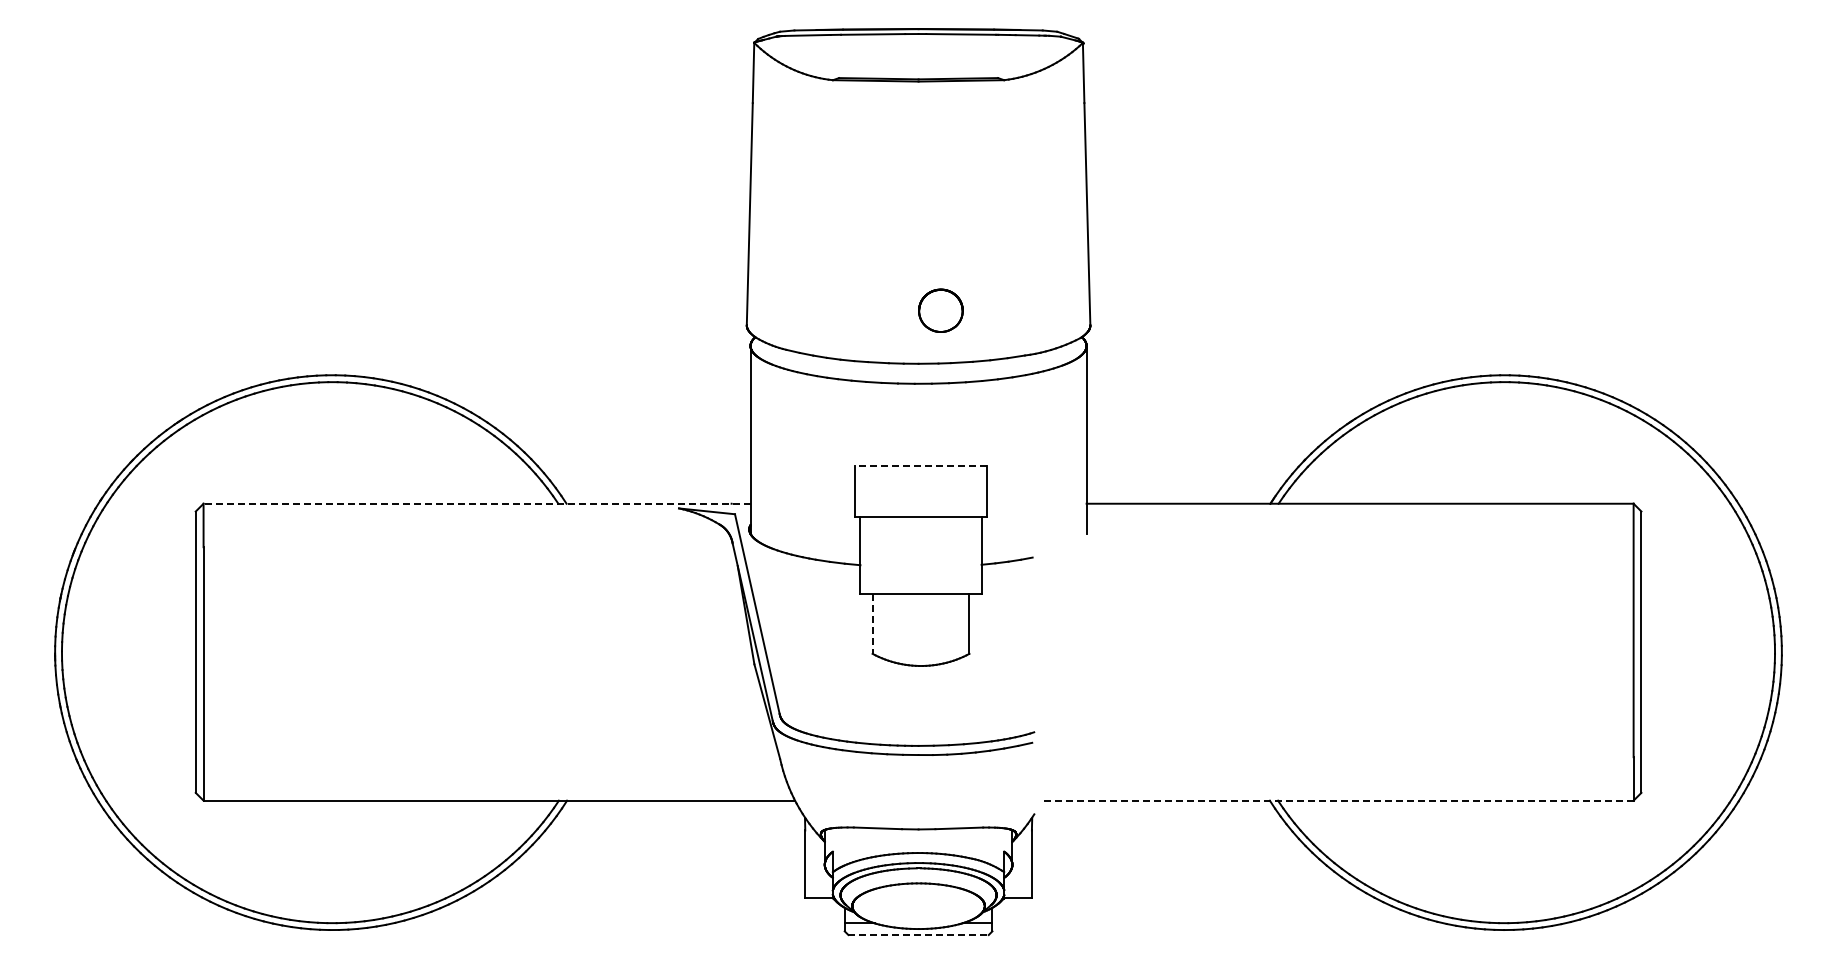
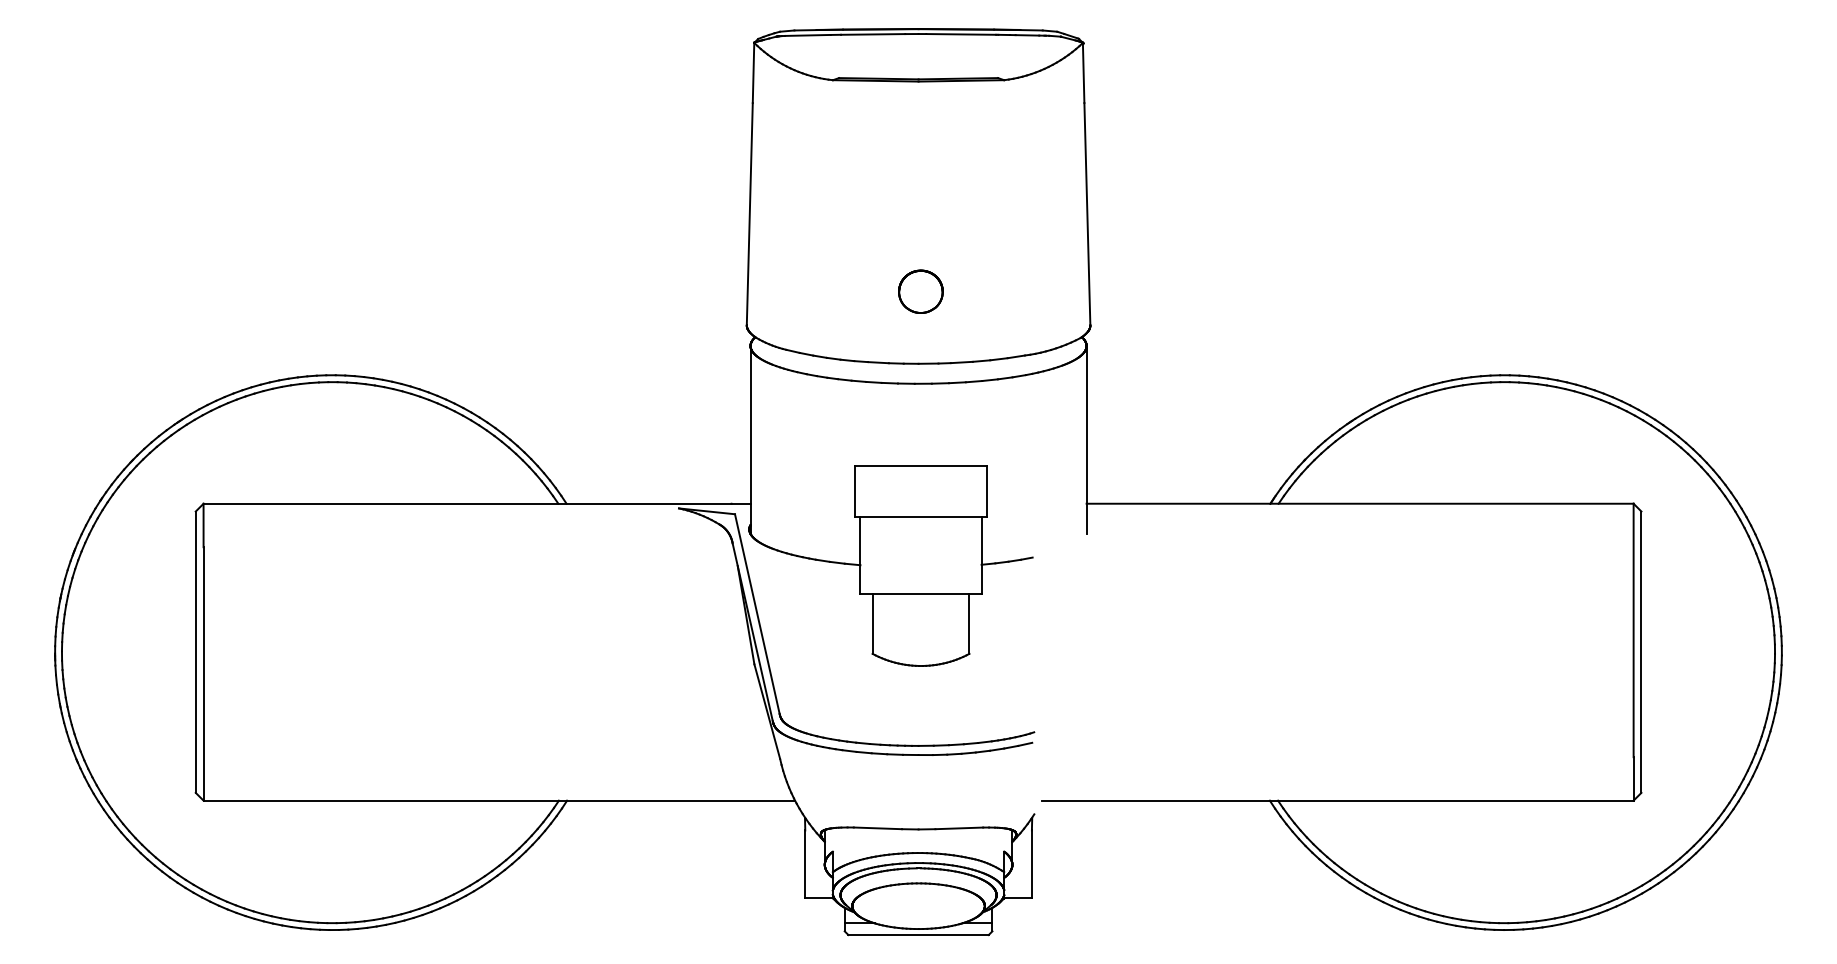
part position: (940, 310) -> (920, 291) (920, 291)
line: dashed -> solid (920, 466)
line: dashed -> solid (477, 503)
line: dashed -> solid (872, 624)
line: dashed -> solid (1337, 800)
line: dashed -> solid (919, 935)
